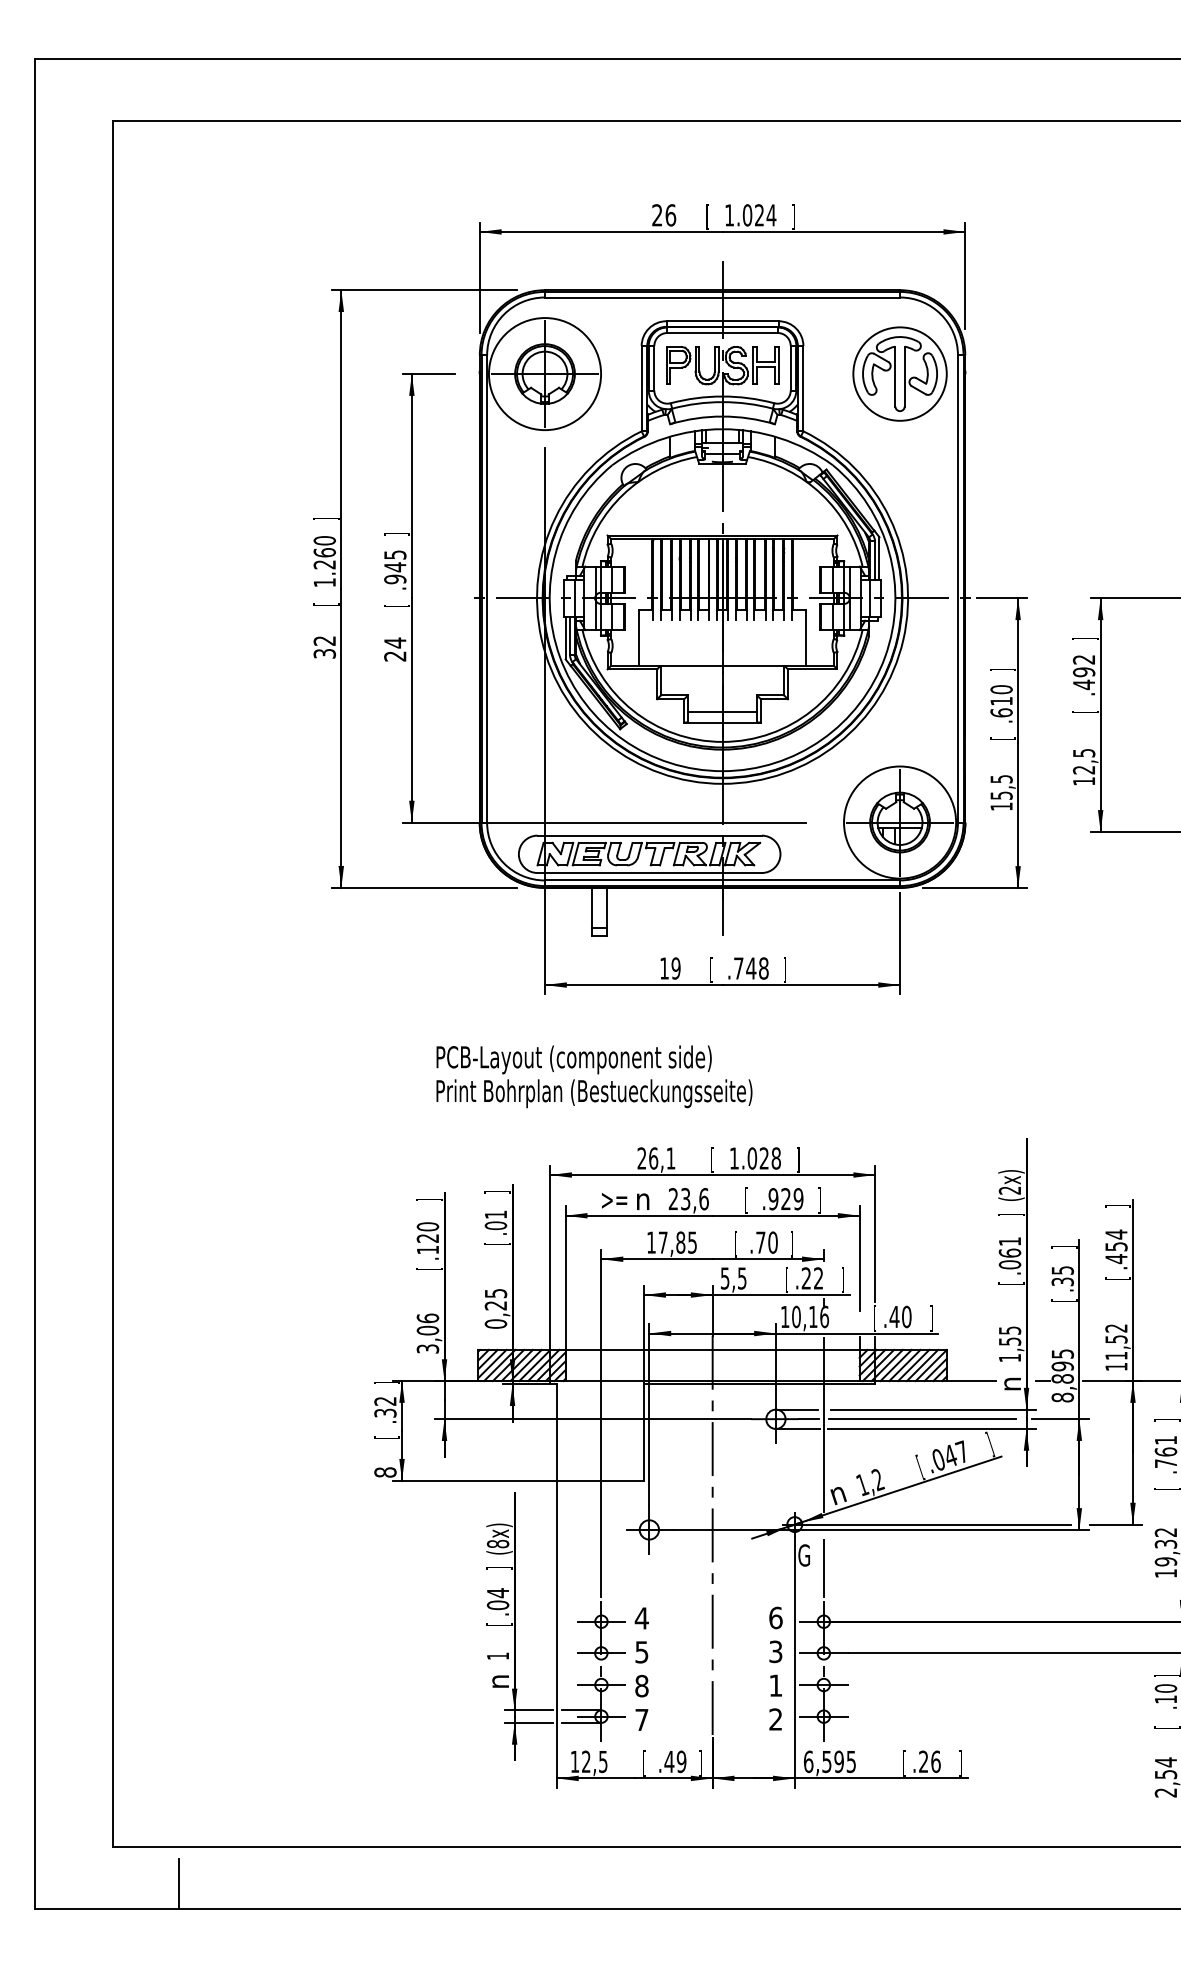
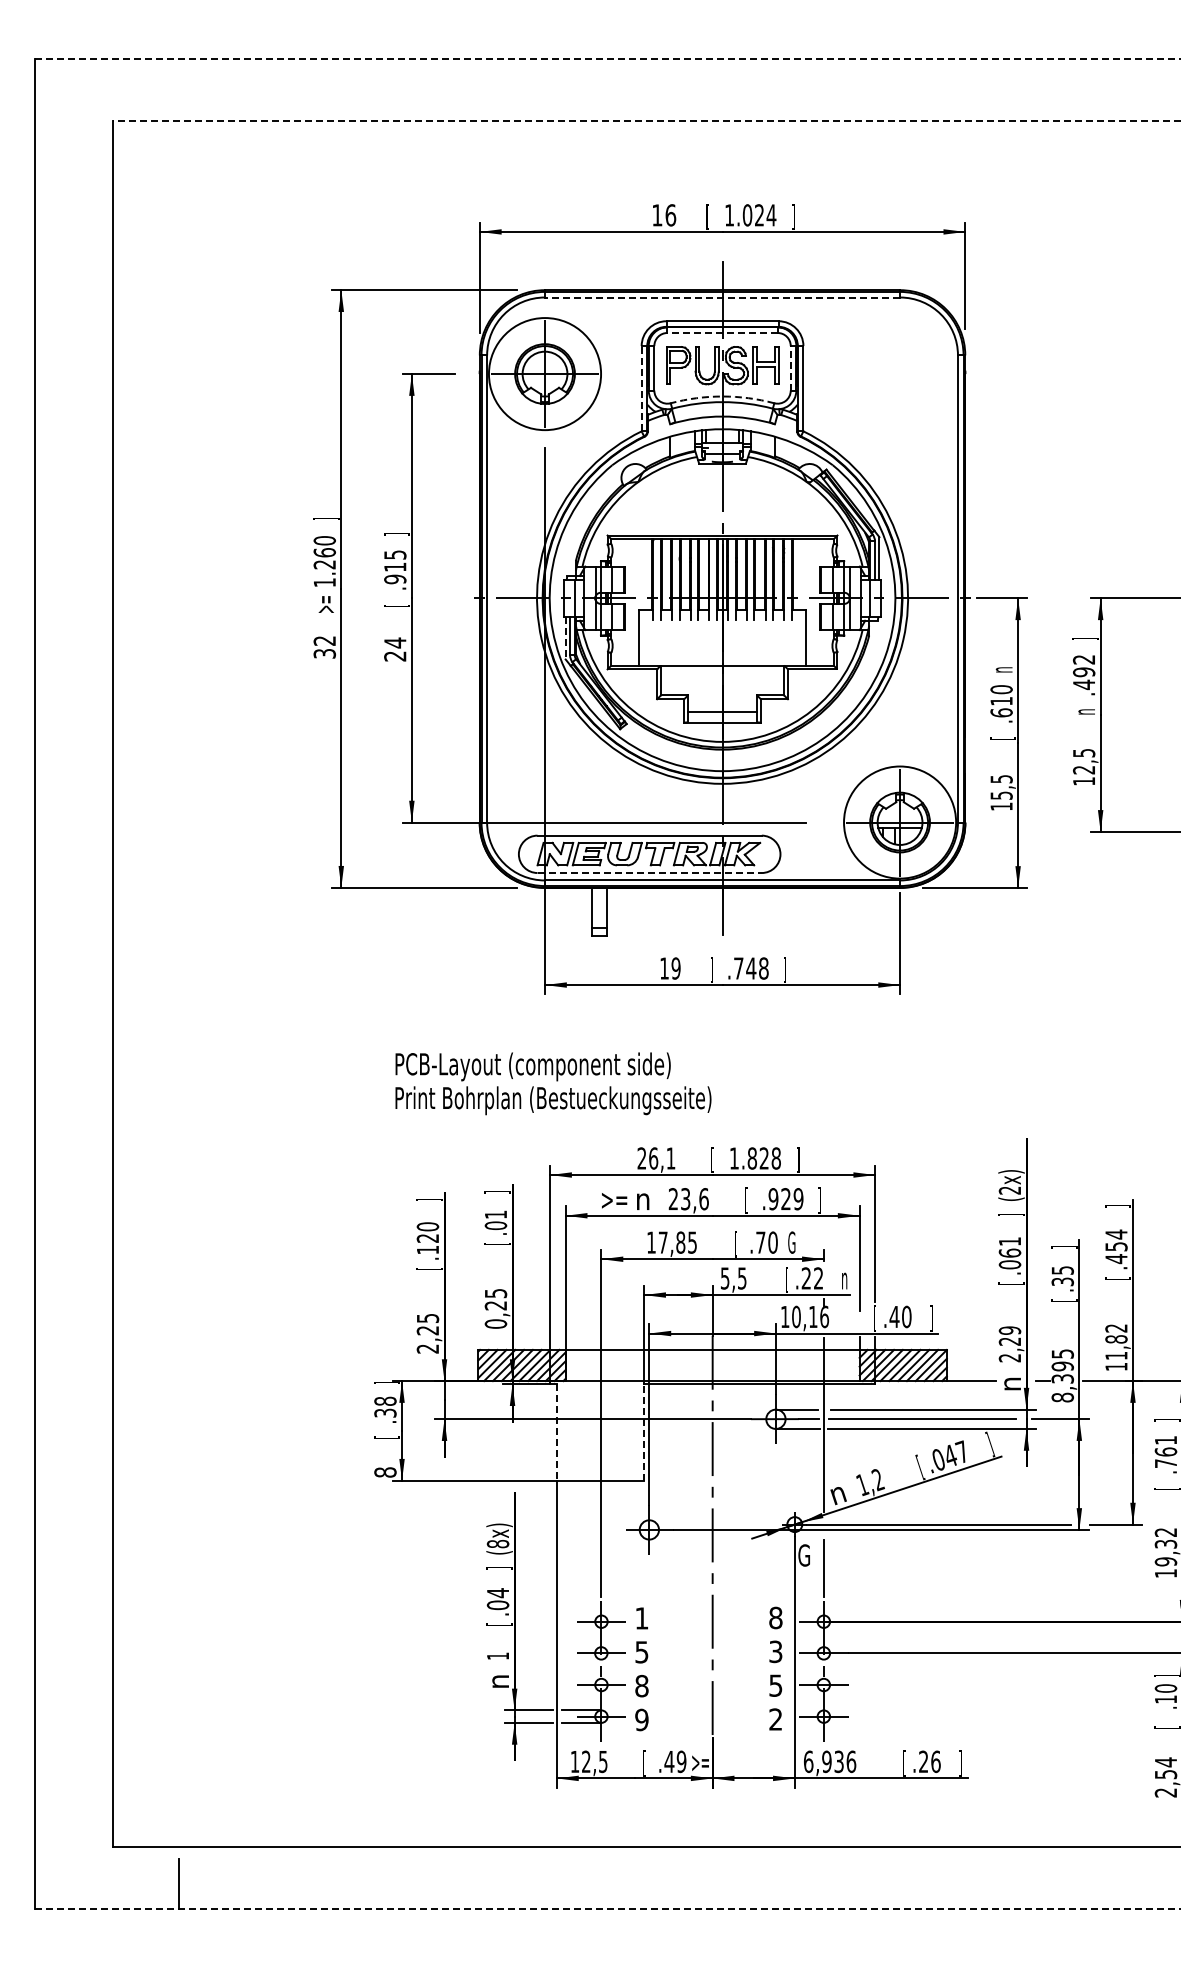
line: solid -> dashed (608, 59)
line: solid -> dashed (646, 121)
text: 26 -> 16 (657, 215)
line: solid -> dashed (722, 297)
line: solid -> dashed (722, 332)
line: solid -> dashed (790, 367)
part: present -> none (899, 373)
line: solid -> dashed (641, 388)
arc: solid -> dashed (722, 396)
text: .945 -> .915 (395, 567)
text: [ -> >= (326, 604)
line: solid -> dashed (565, 638)
text: ] -> n (1002, 669)
text: [ -> n (1085, 711)
line: solid -> dashed (650, 873)
text: [ -> ] (711, 969)
text position: (594, 1076) -> (553, 1083) (553, 1083)
text: 1.028 -> 1.828 (752, 1158)
text: ] -> G (791, 1244)
text: ] -> n (844, 1279)
text: 3,06 -> 2,25 (427, 1333)
text: 11,52 -> 11,82 (1116, 1339)
text: 1,55 -> 2,29 (1009, 1344)
text: 8,895 -> 8,395 (1062, 1378)
text: .32 -> .38 (385, 1400)
line: solid -> dashed (644, 1431)
line: solid -> dashed (556, 1432)
text: 6 -> 8 (775, 1617)
text: 4 -> 1 (641, 1618)
text: 1 -> 5 (775, 1685)
text: 7 -> 9 (641, 1719)
text: 6,595 -> 6,936 (839, 1761)
text: ] -> >= (700, 1763)
line: solid -> dashed (608, 1908)
